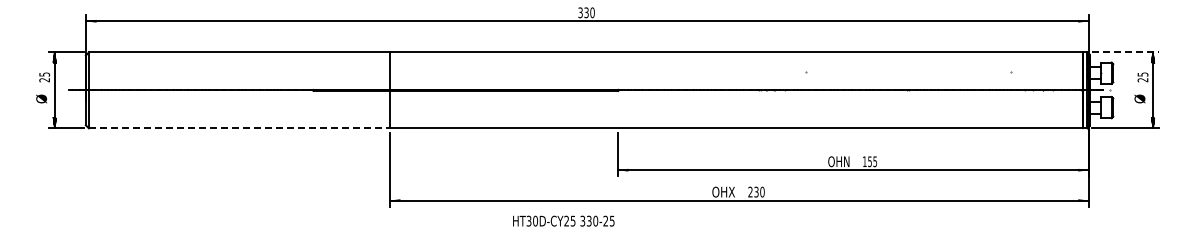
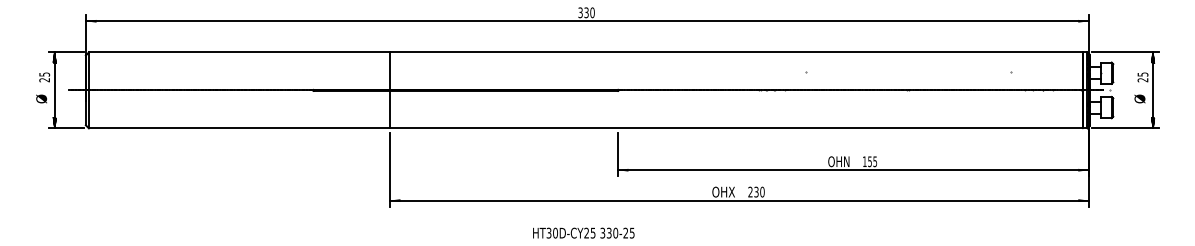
line: dashed -> solid (1126, 52)
line: dashed -> solid (239, 128)
text position: (563, 220) -> (583, 232) (583, 232)
